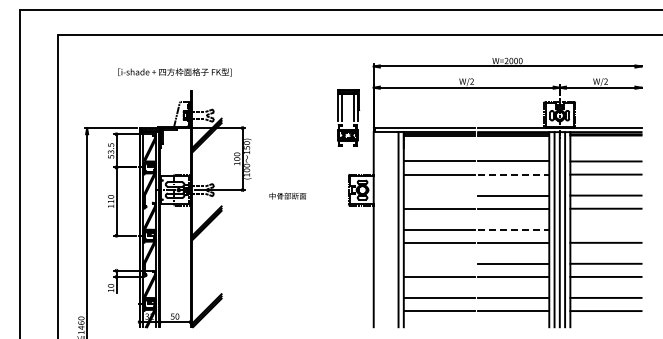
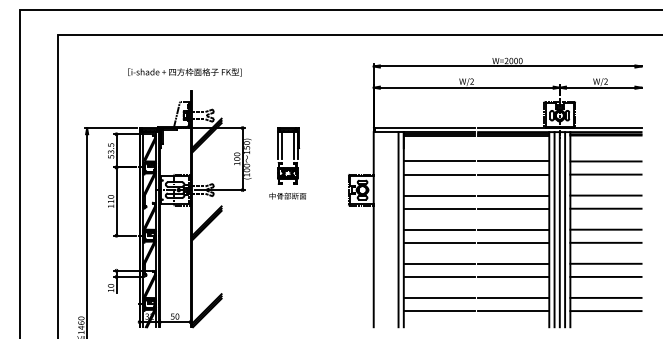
text position: (174, 72) -> (184, 72) (184, 72)
part position: (348, 117) -> (288, 155) (288, 155)
line: dashed -> solid (513, 174)
line: none -> present (438, 195)
line: dashed -> solid (513, 229)
line: none -> present (605, 229)
line: none -> present (438, 263)
